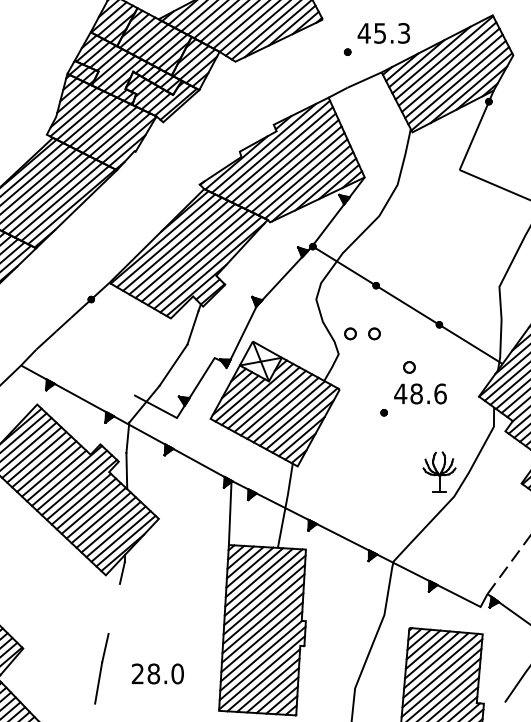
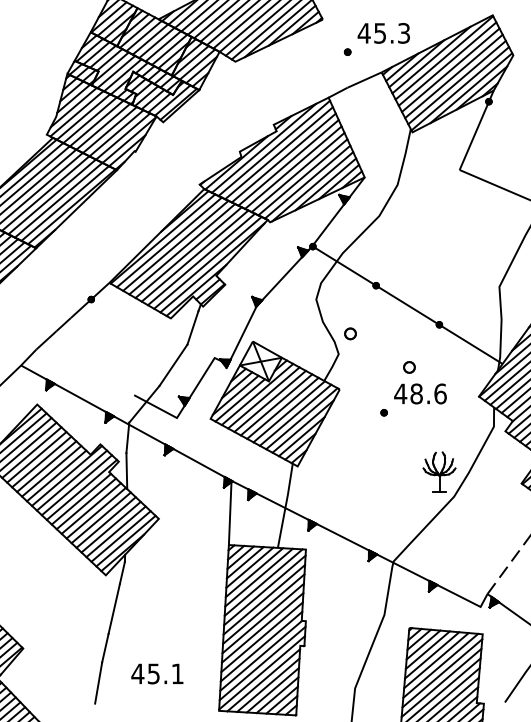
part: present -> none (374, 333)
line: none -> present (113, 608)
text: 28.0 -> 45.1 (157, 673)
